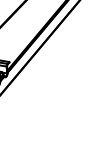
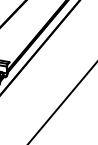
line: none -> present (62, 102)
